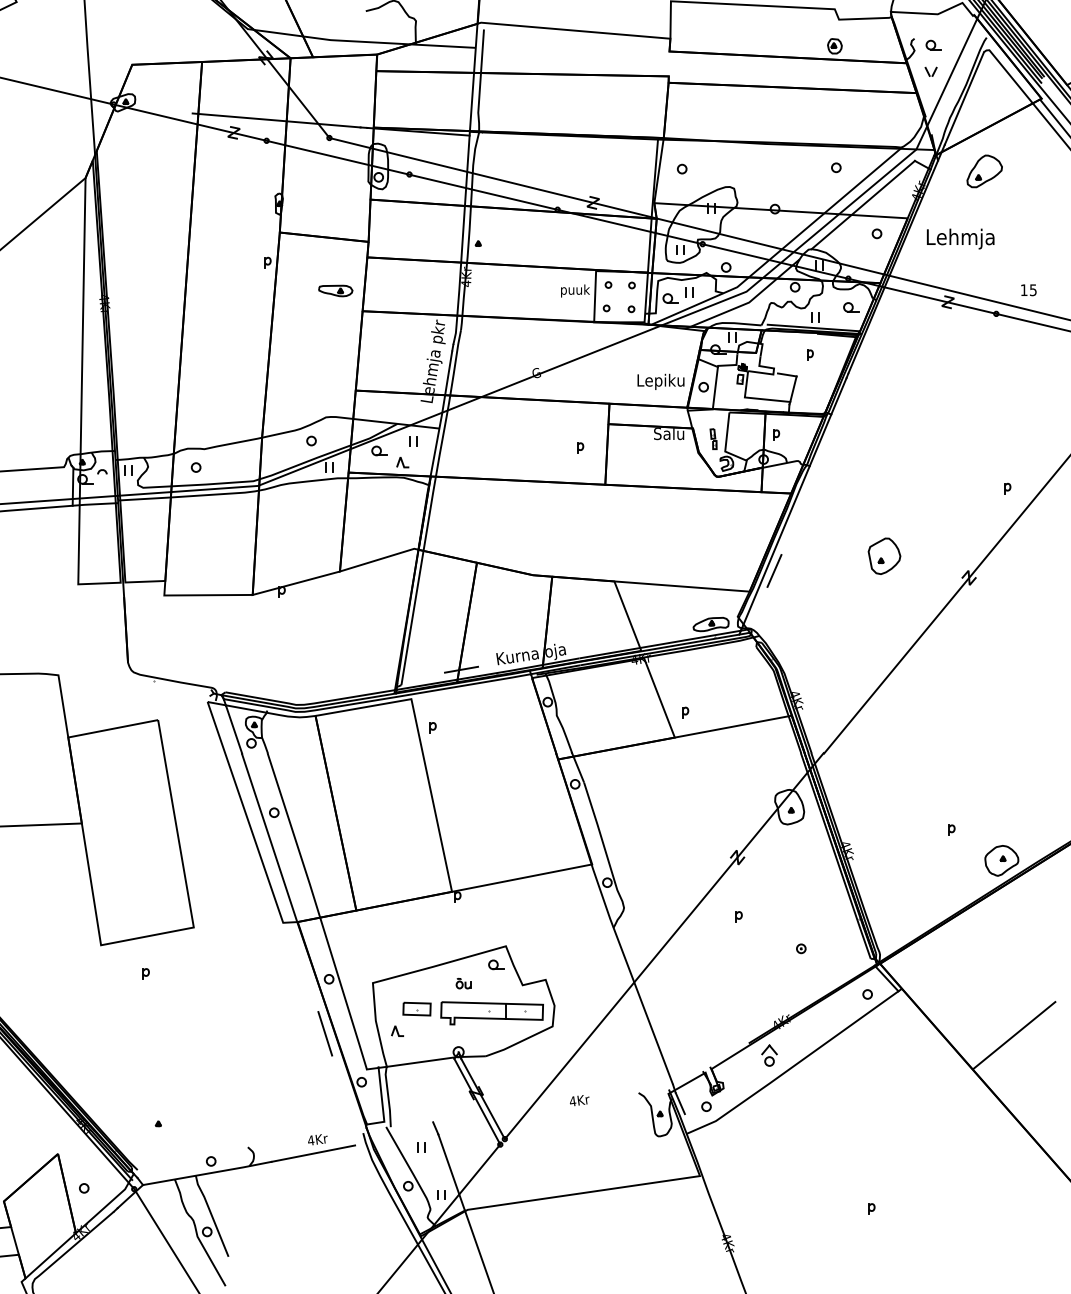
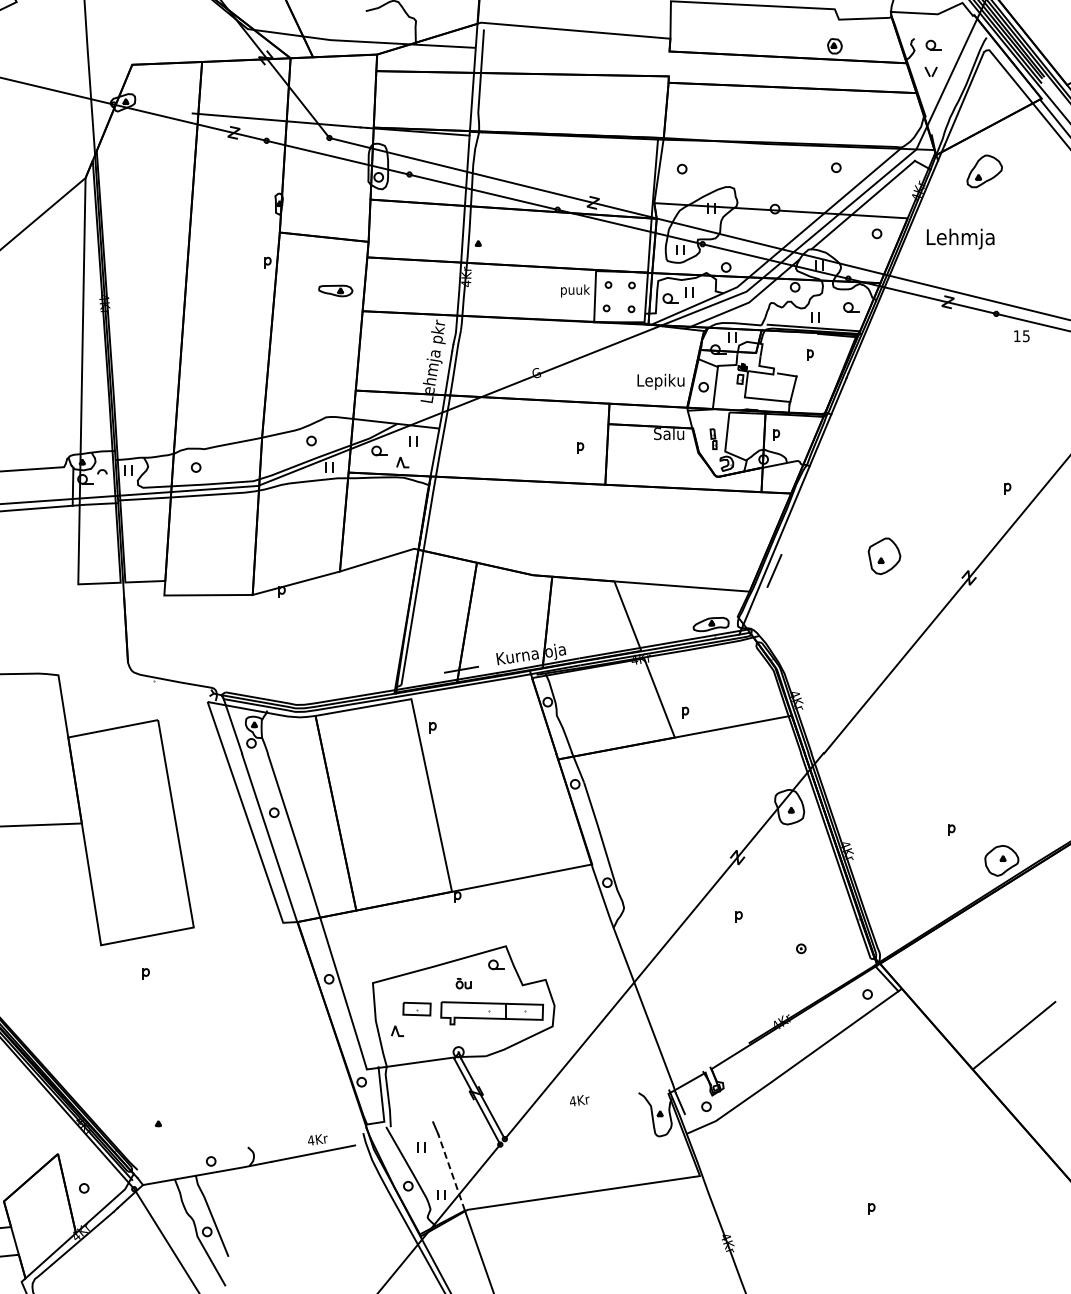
text position: (1028, 290) -> (1021, 336) (1021, 336)
line: present -> none (325, 1033)
part: present -> none (769, 1055)
line: solid -> dashed (451, 1172)
